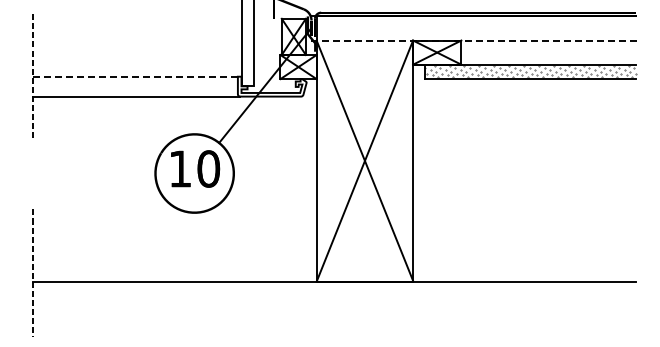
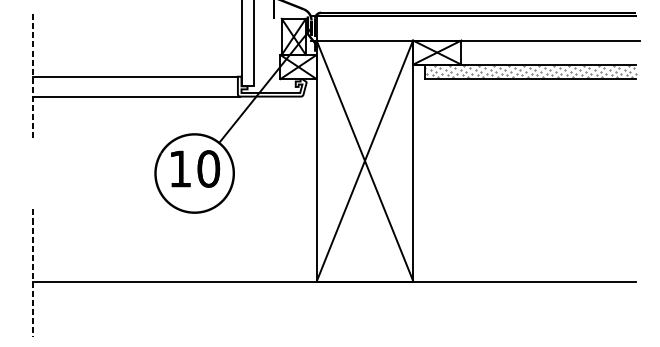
line: dashed -> solid (475, 40)
line: dashed -> solid (135, 76)
